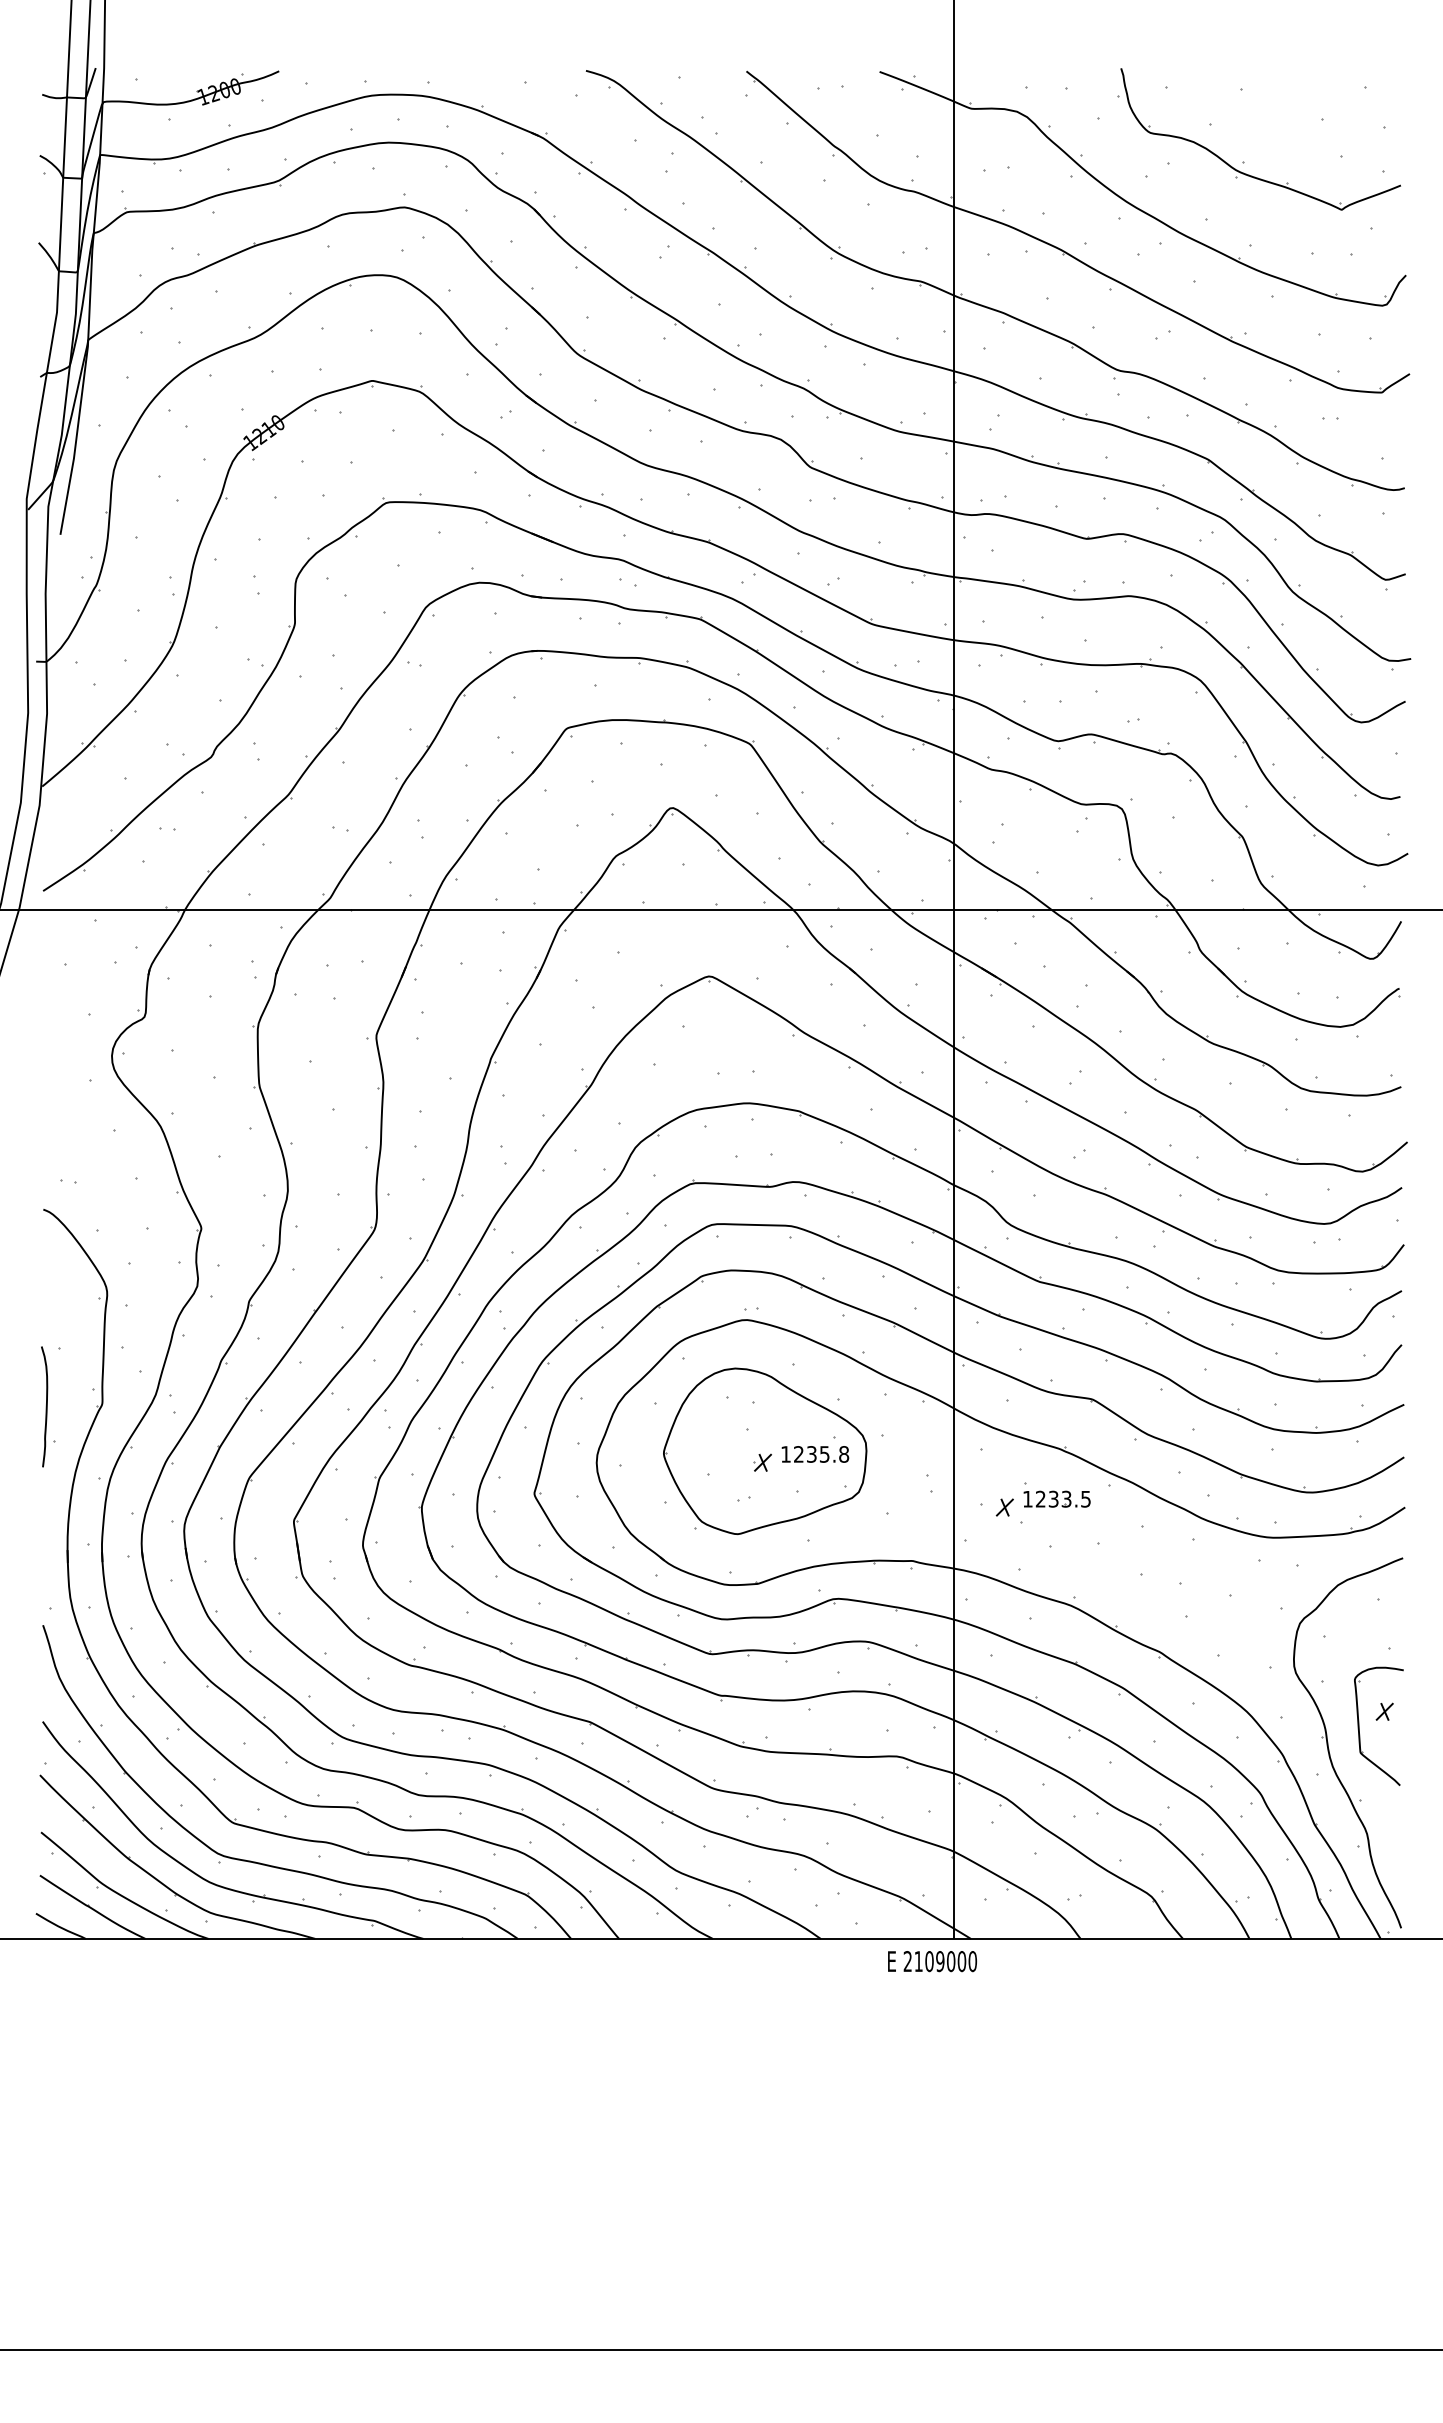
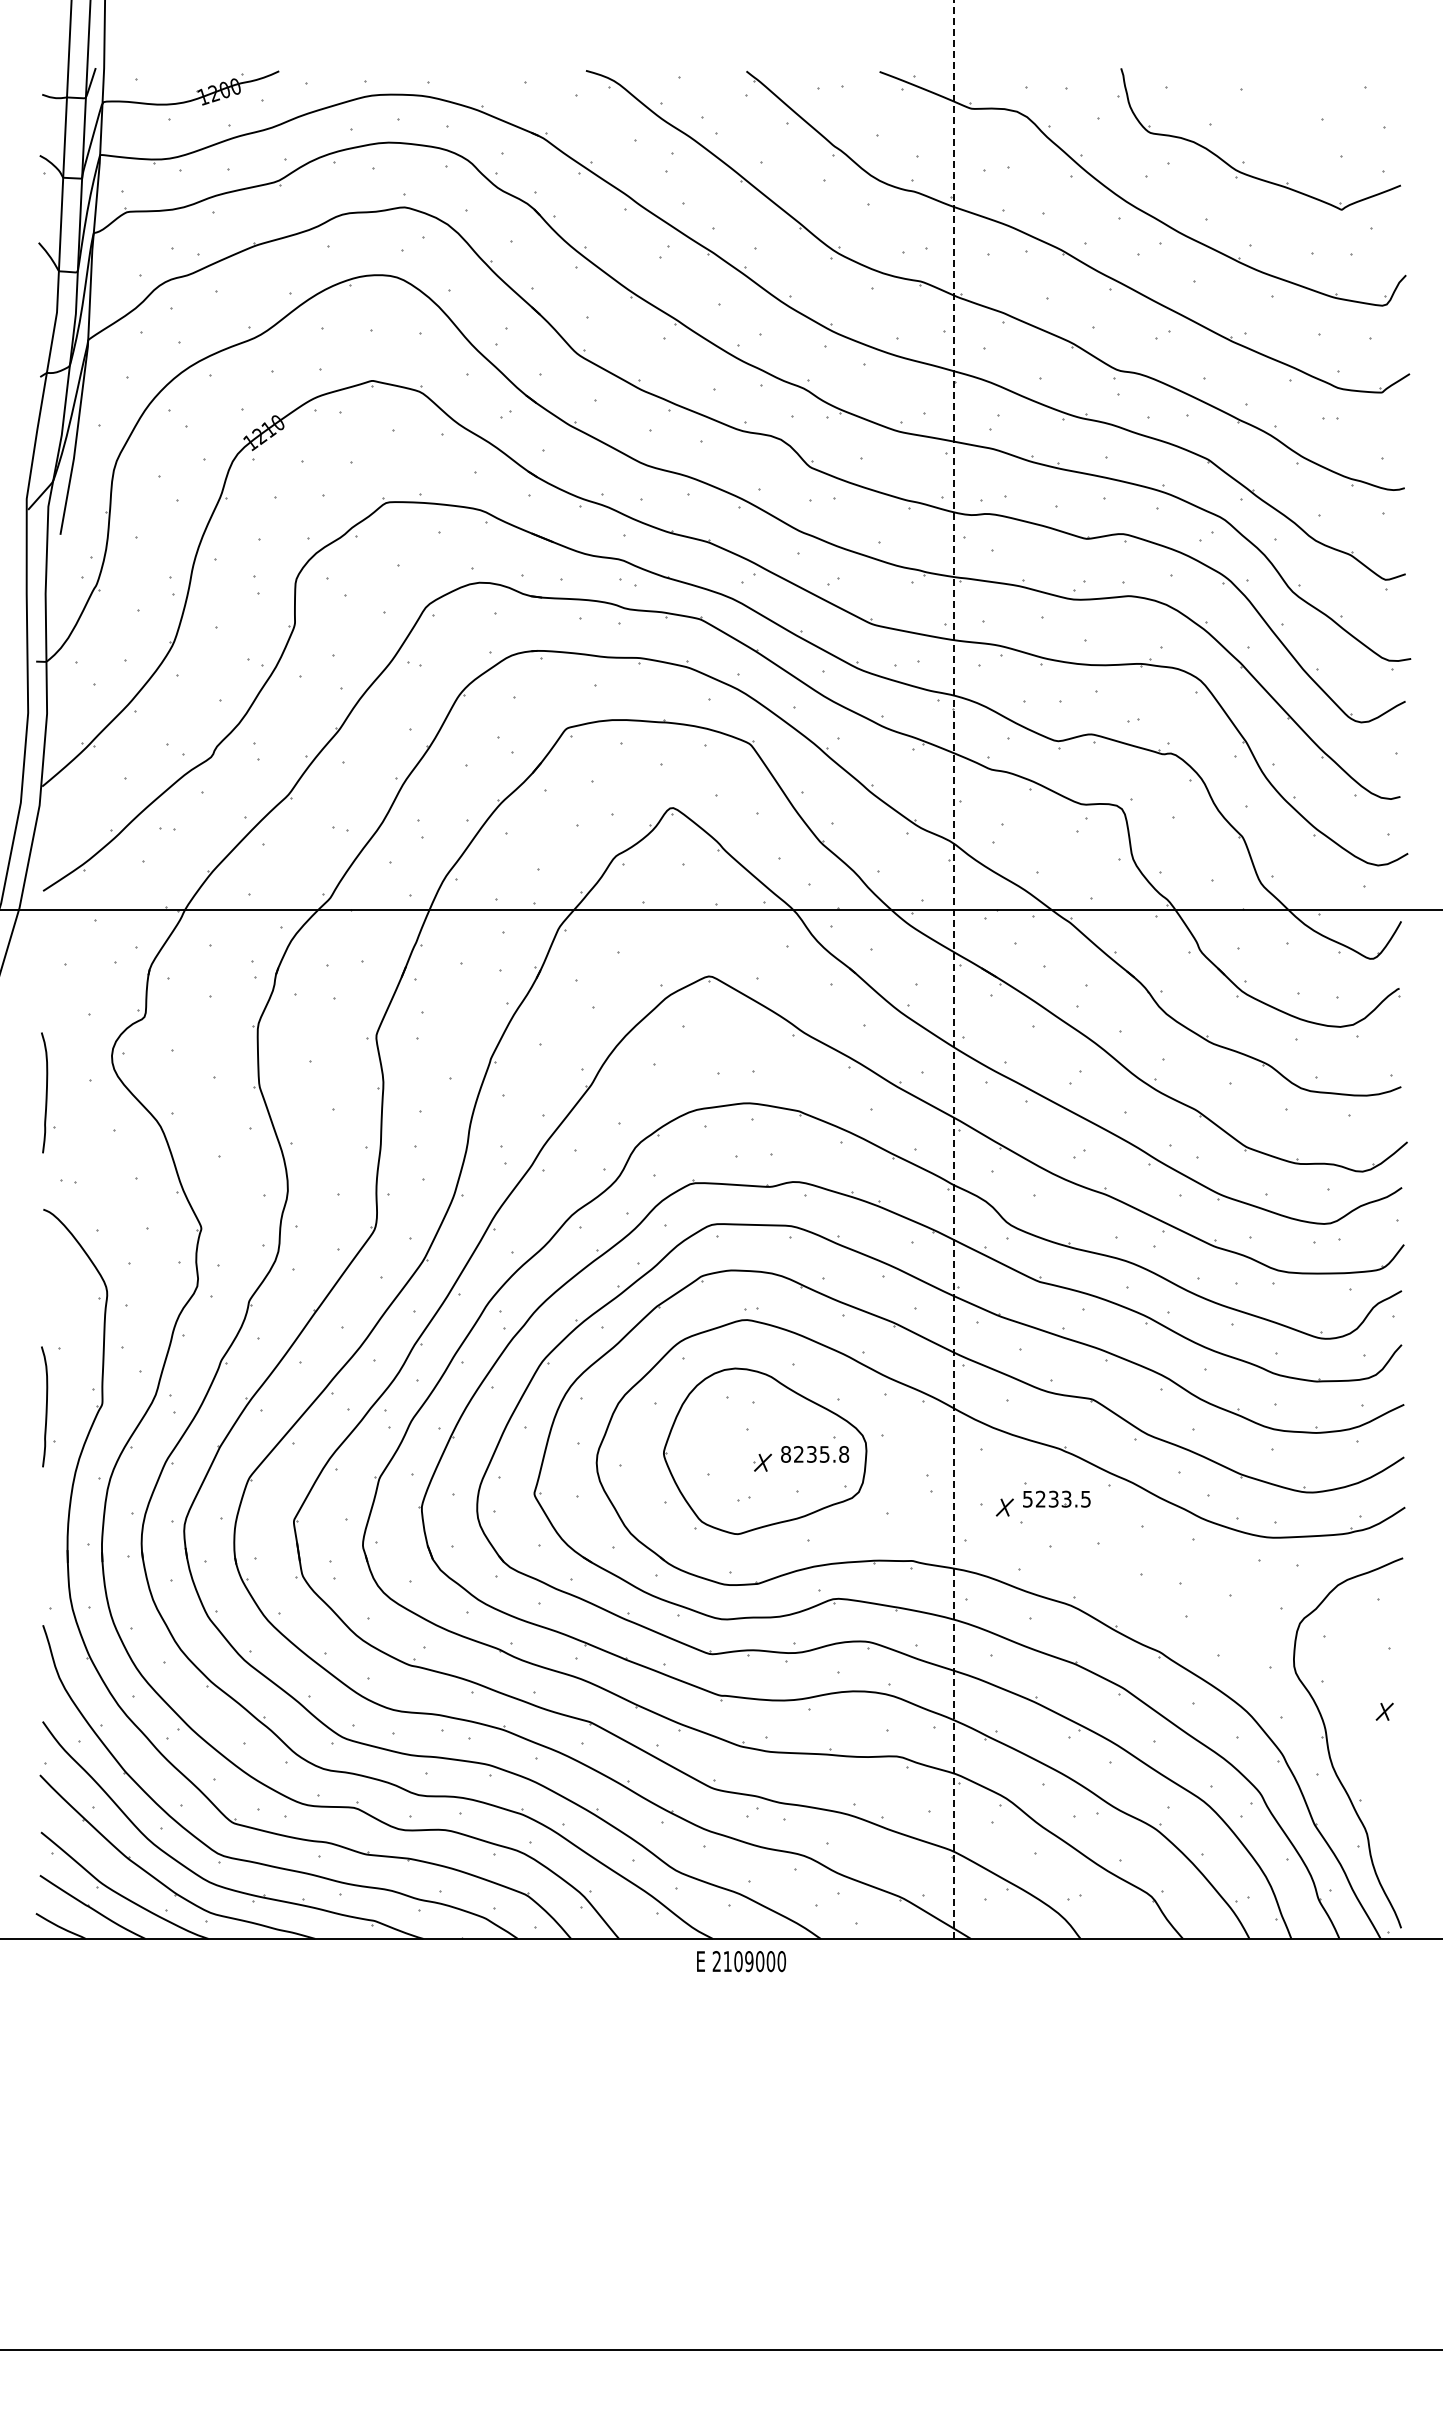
line: solid -> dashed (953, 969)
part: none -> present (48, 1092)
text: 1235.8 -> 8235.8 (785, 1454)
text: 1233.5 -> 5233.5 (1027, 1499)
part: present -> none (1359, 1725)
text position: (932, 1961) -> (741, 1961) (741, 1961)
